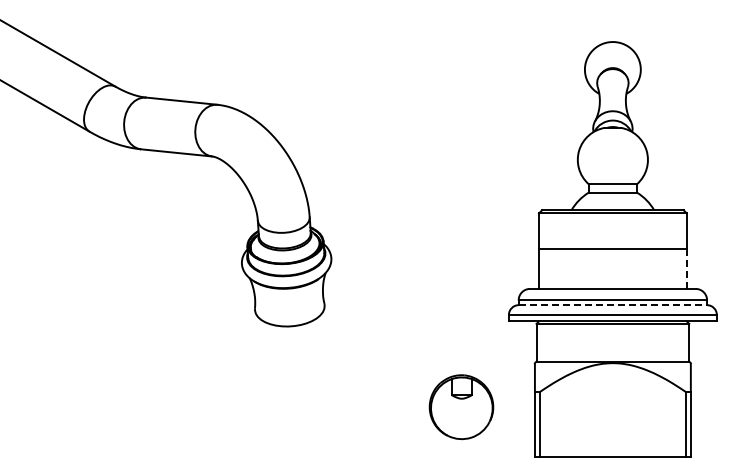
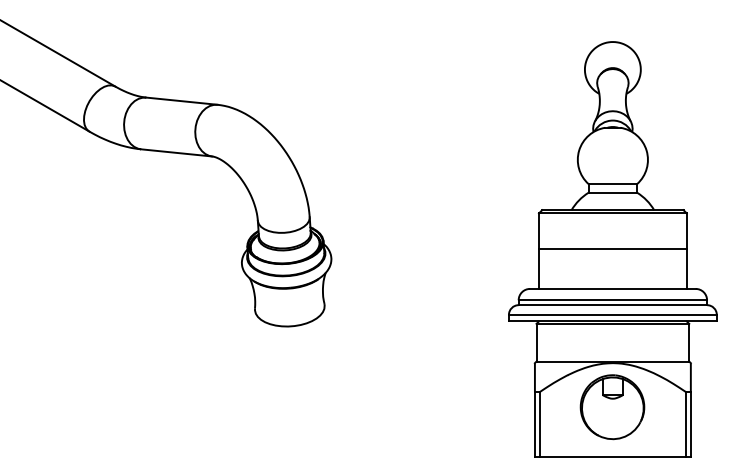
line: dashed -> solid (686, 269)
line: dashed -> solid (613, 305)
part position: (461, 407) -> (612, 407) (612, 407)
